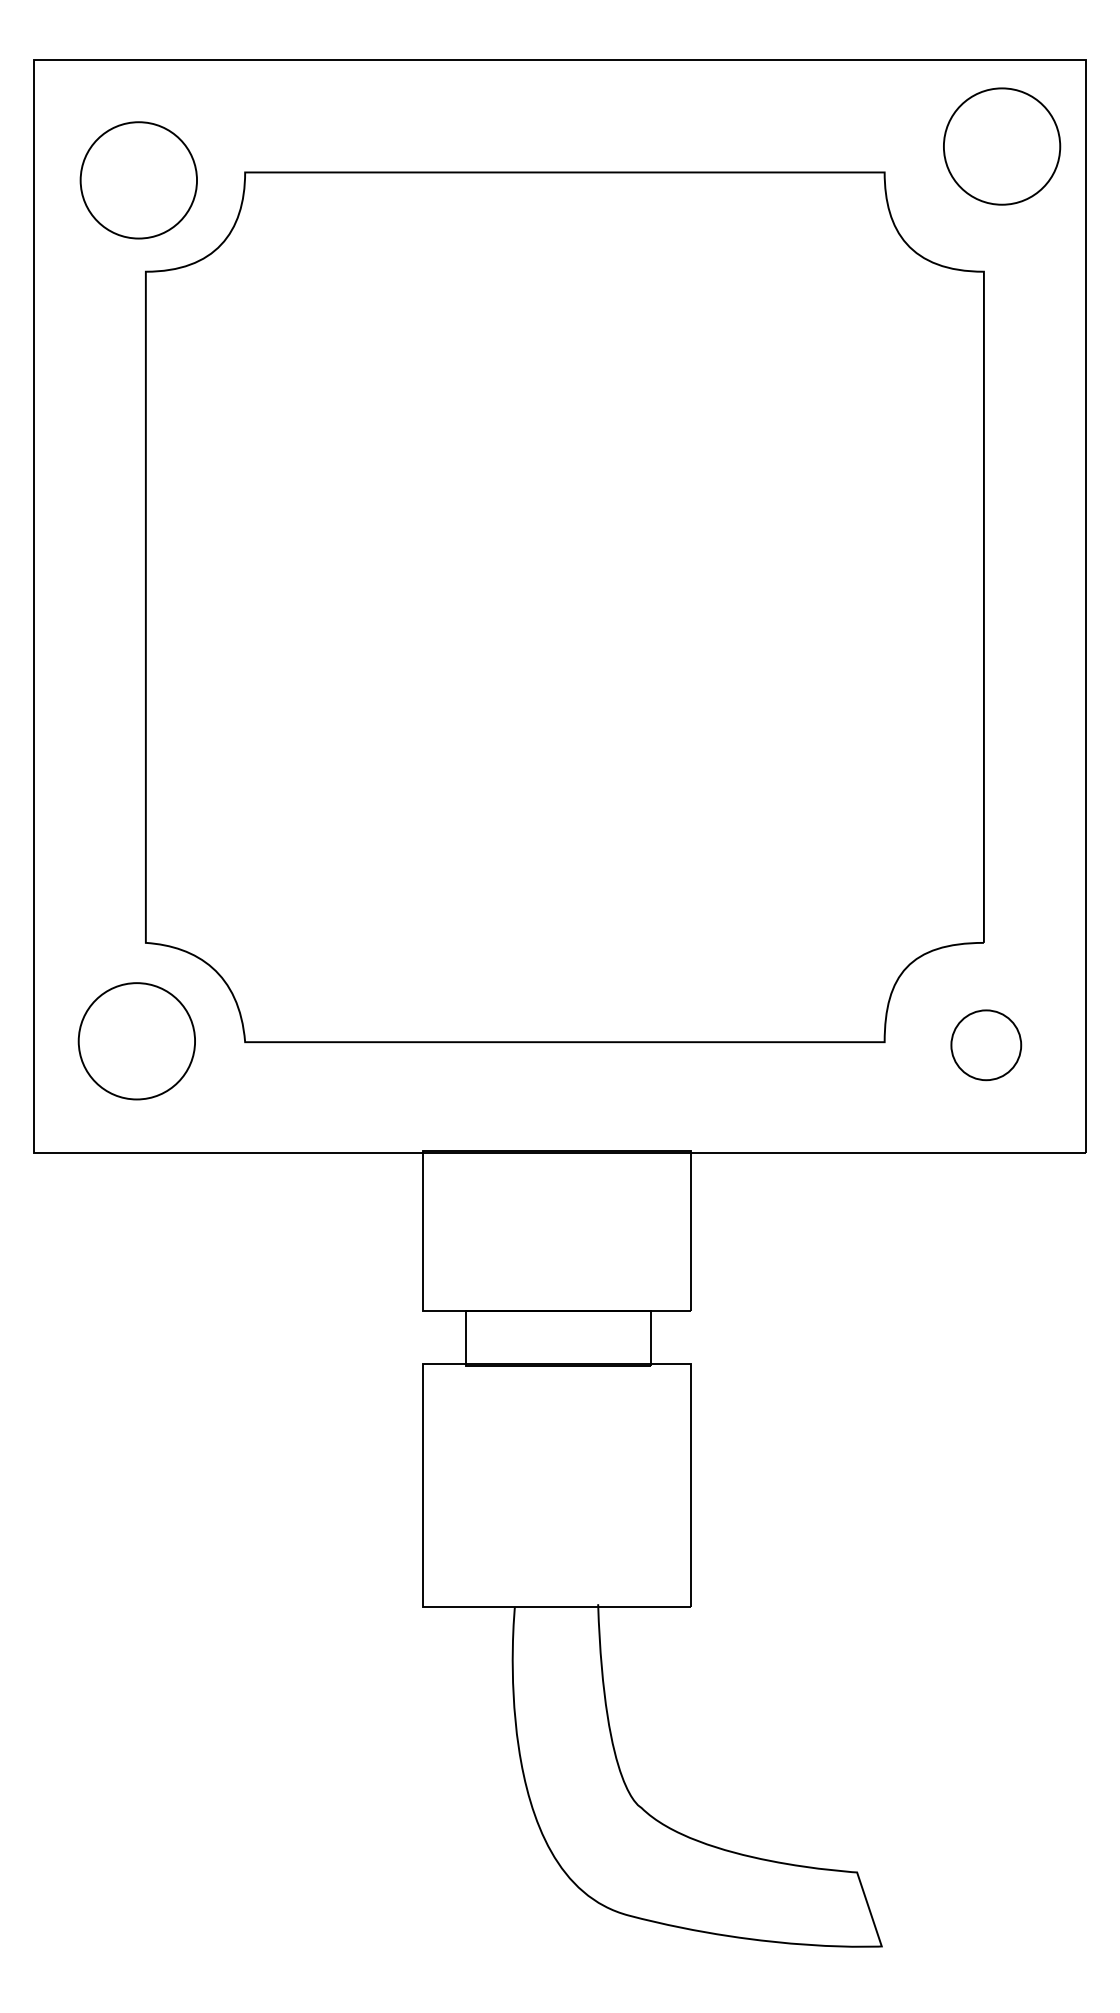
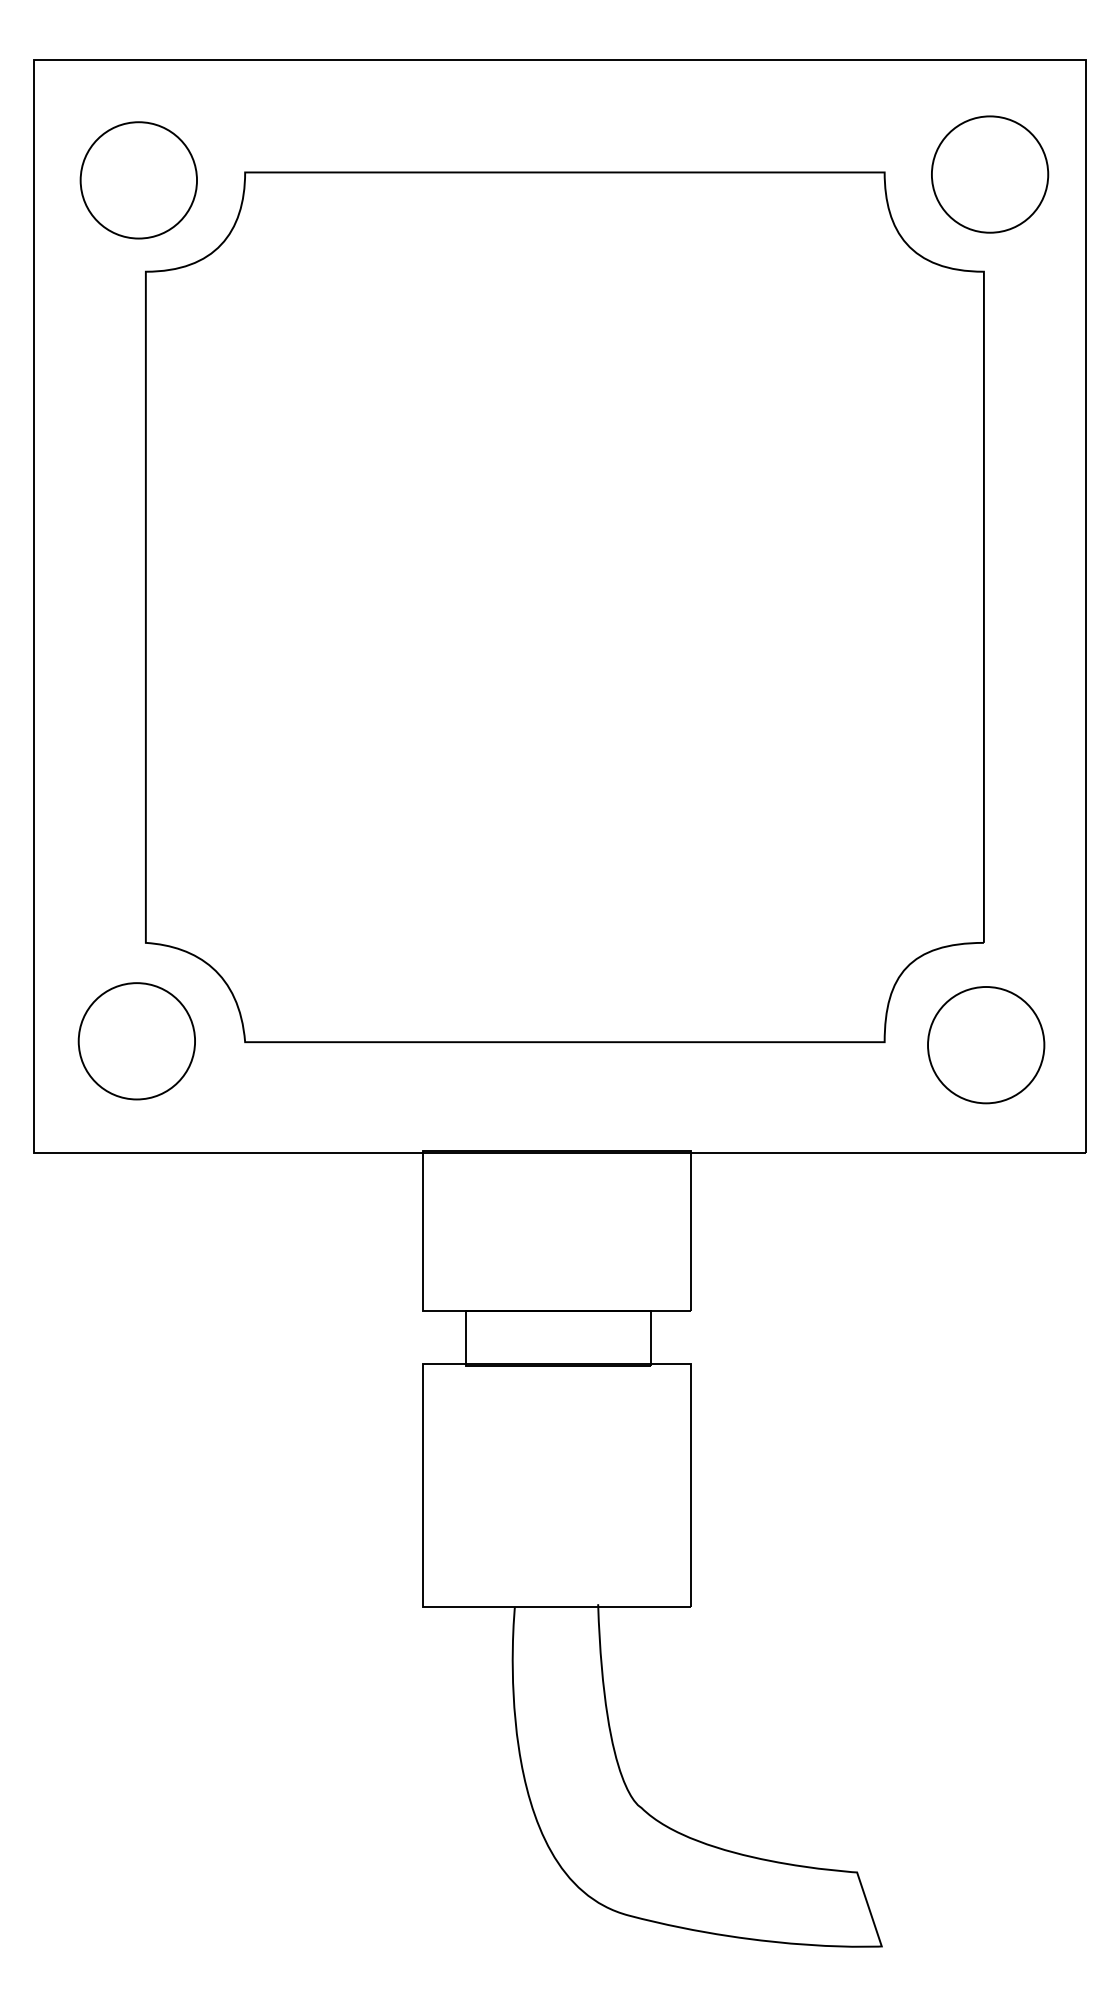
part position: (1002, 146) -> (990, 174) (990, 174)
part size: 73x73 px -> 119x119 px (986, 1045)
